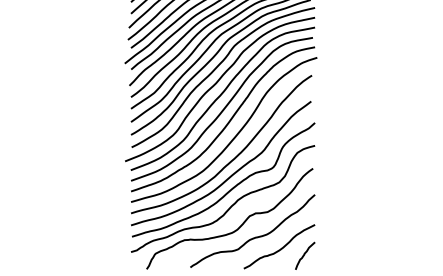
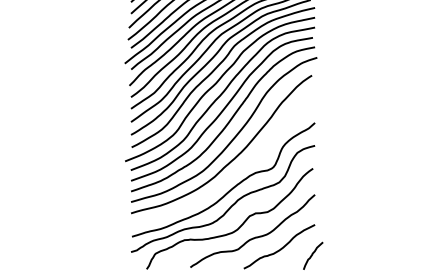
curve: present -> none (232, 173)
curve position: (305, 254) -> (313, 254) (313, 254)
